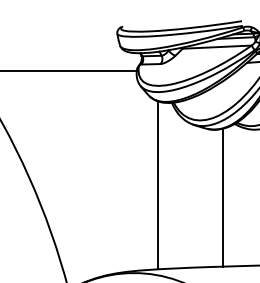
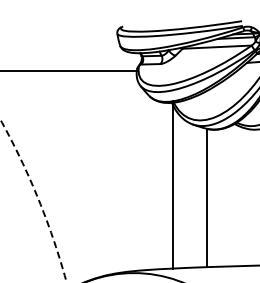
line position: (158, 185) -> (173, 185) (173, 185)
line position: (223, 197) -> (207, 197) (207, 197)
arc: solid -> dashed (38, 199)
